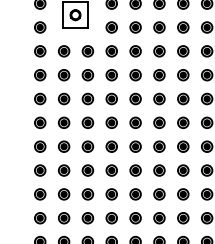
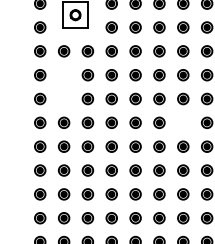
part: present -> none (63, 75)
part: present -> none (64, 98)
part: present -> none (183, 122)
